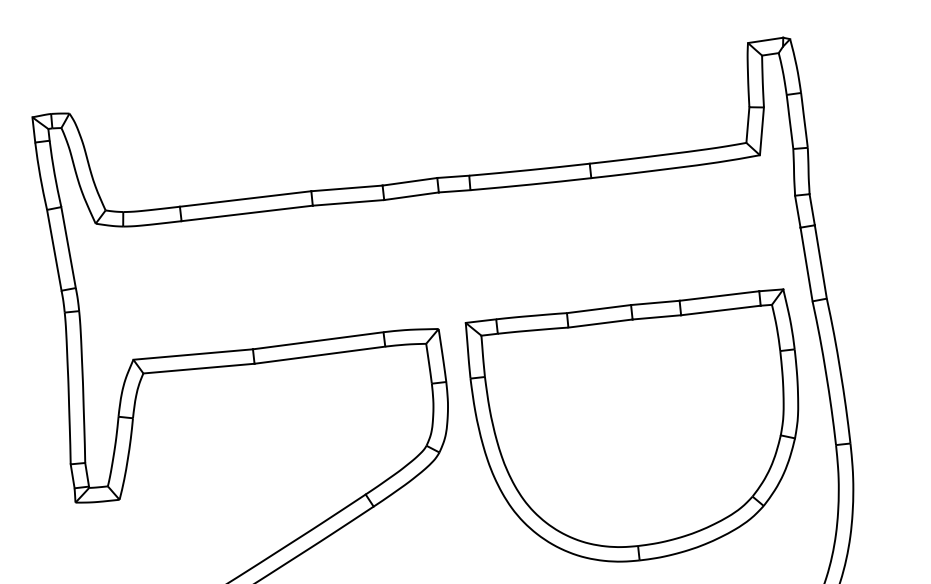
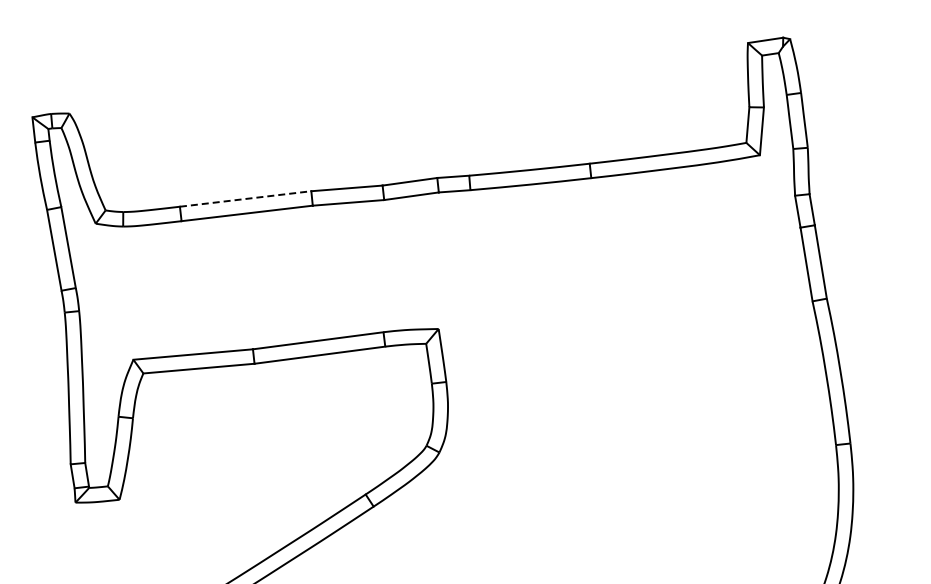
line: solid -> dashed (246, 198)
part: present -> none (631, 425)
